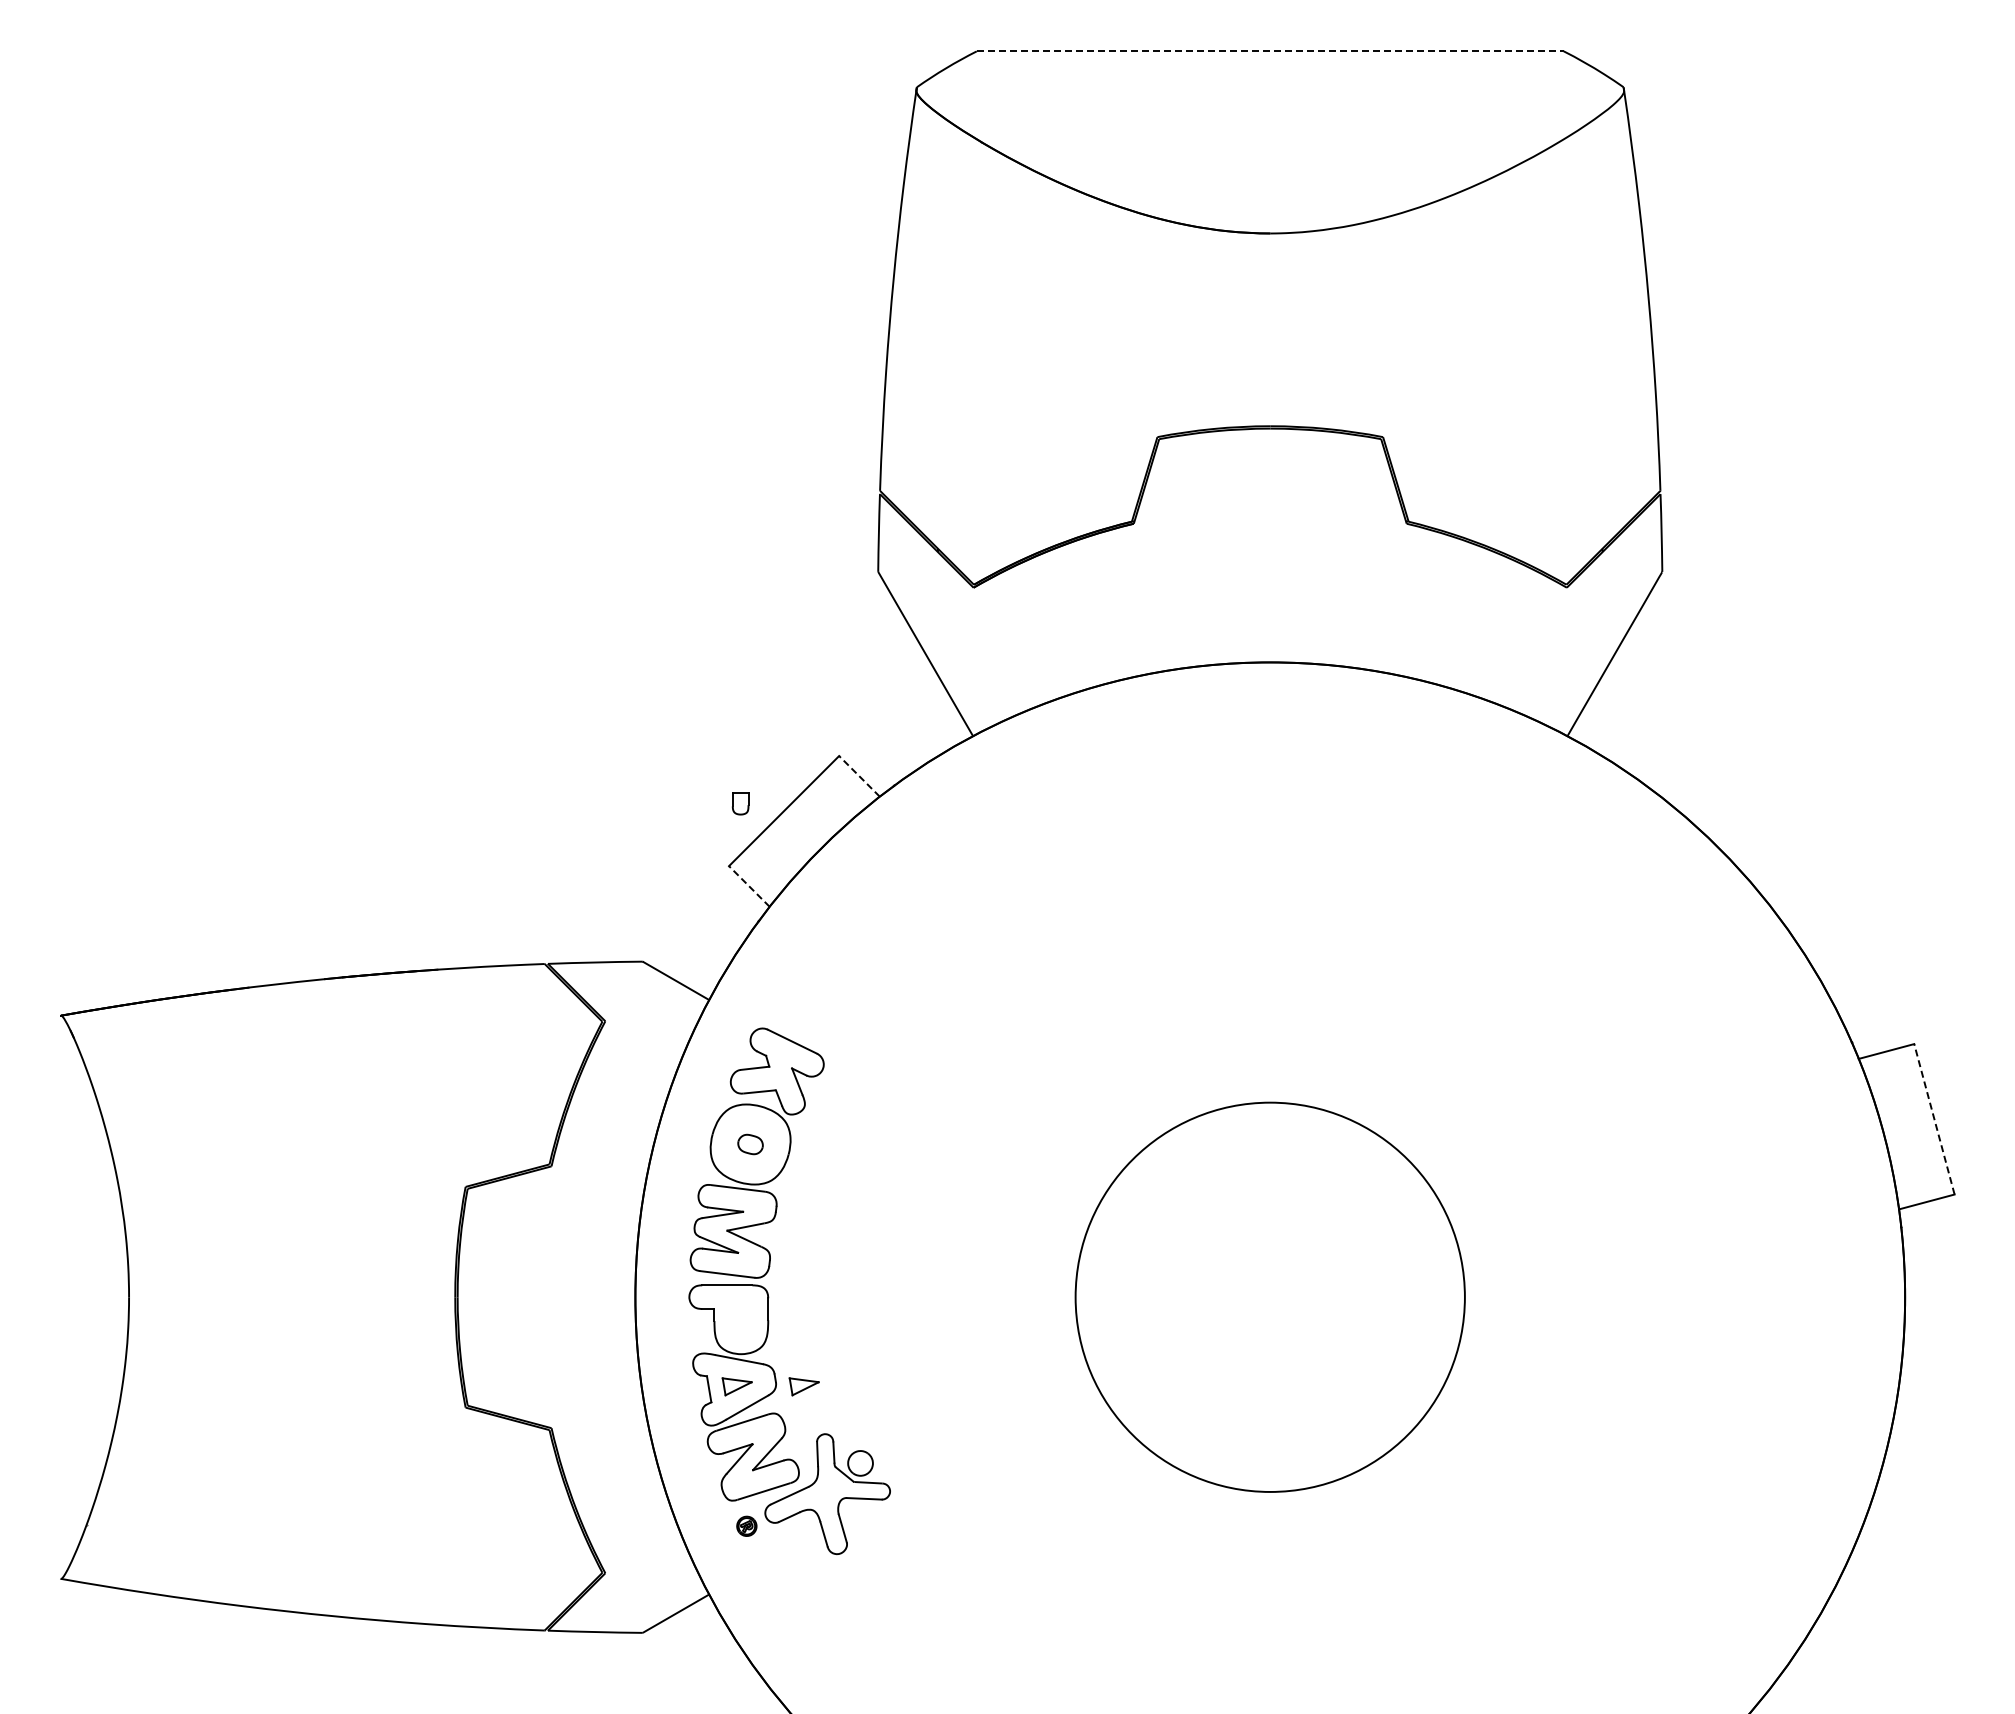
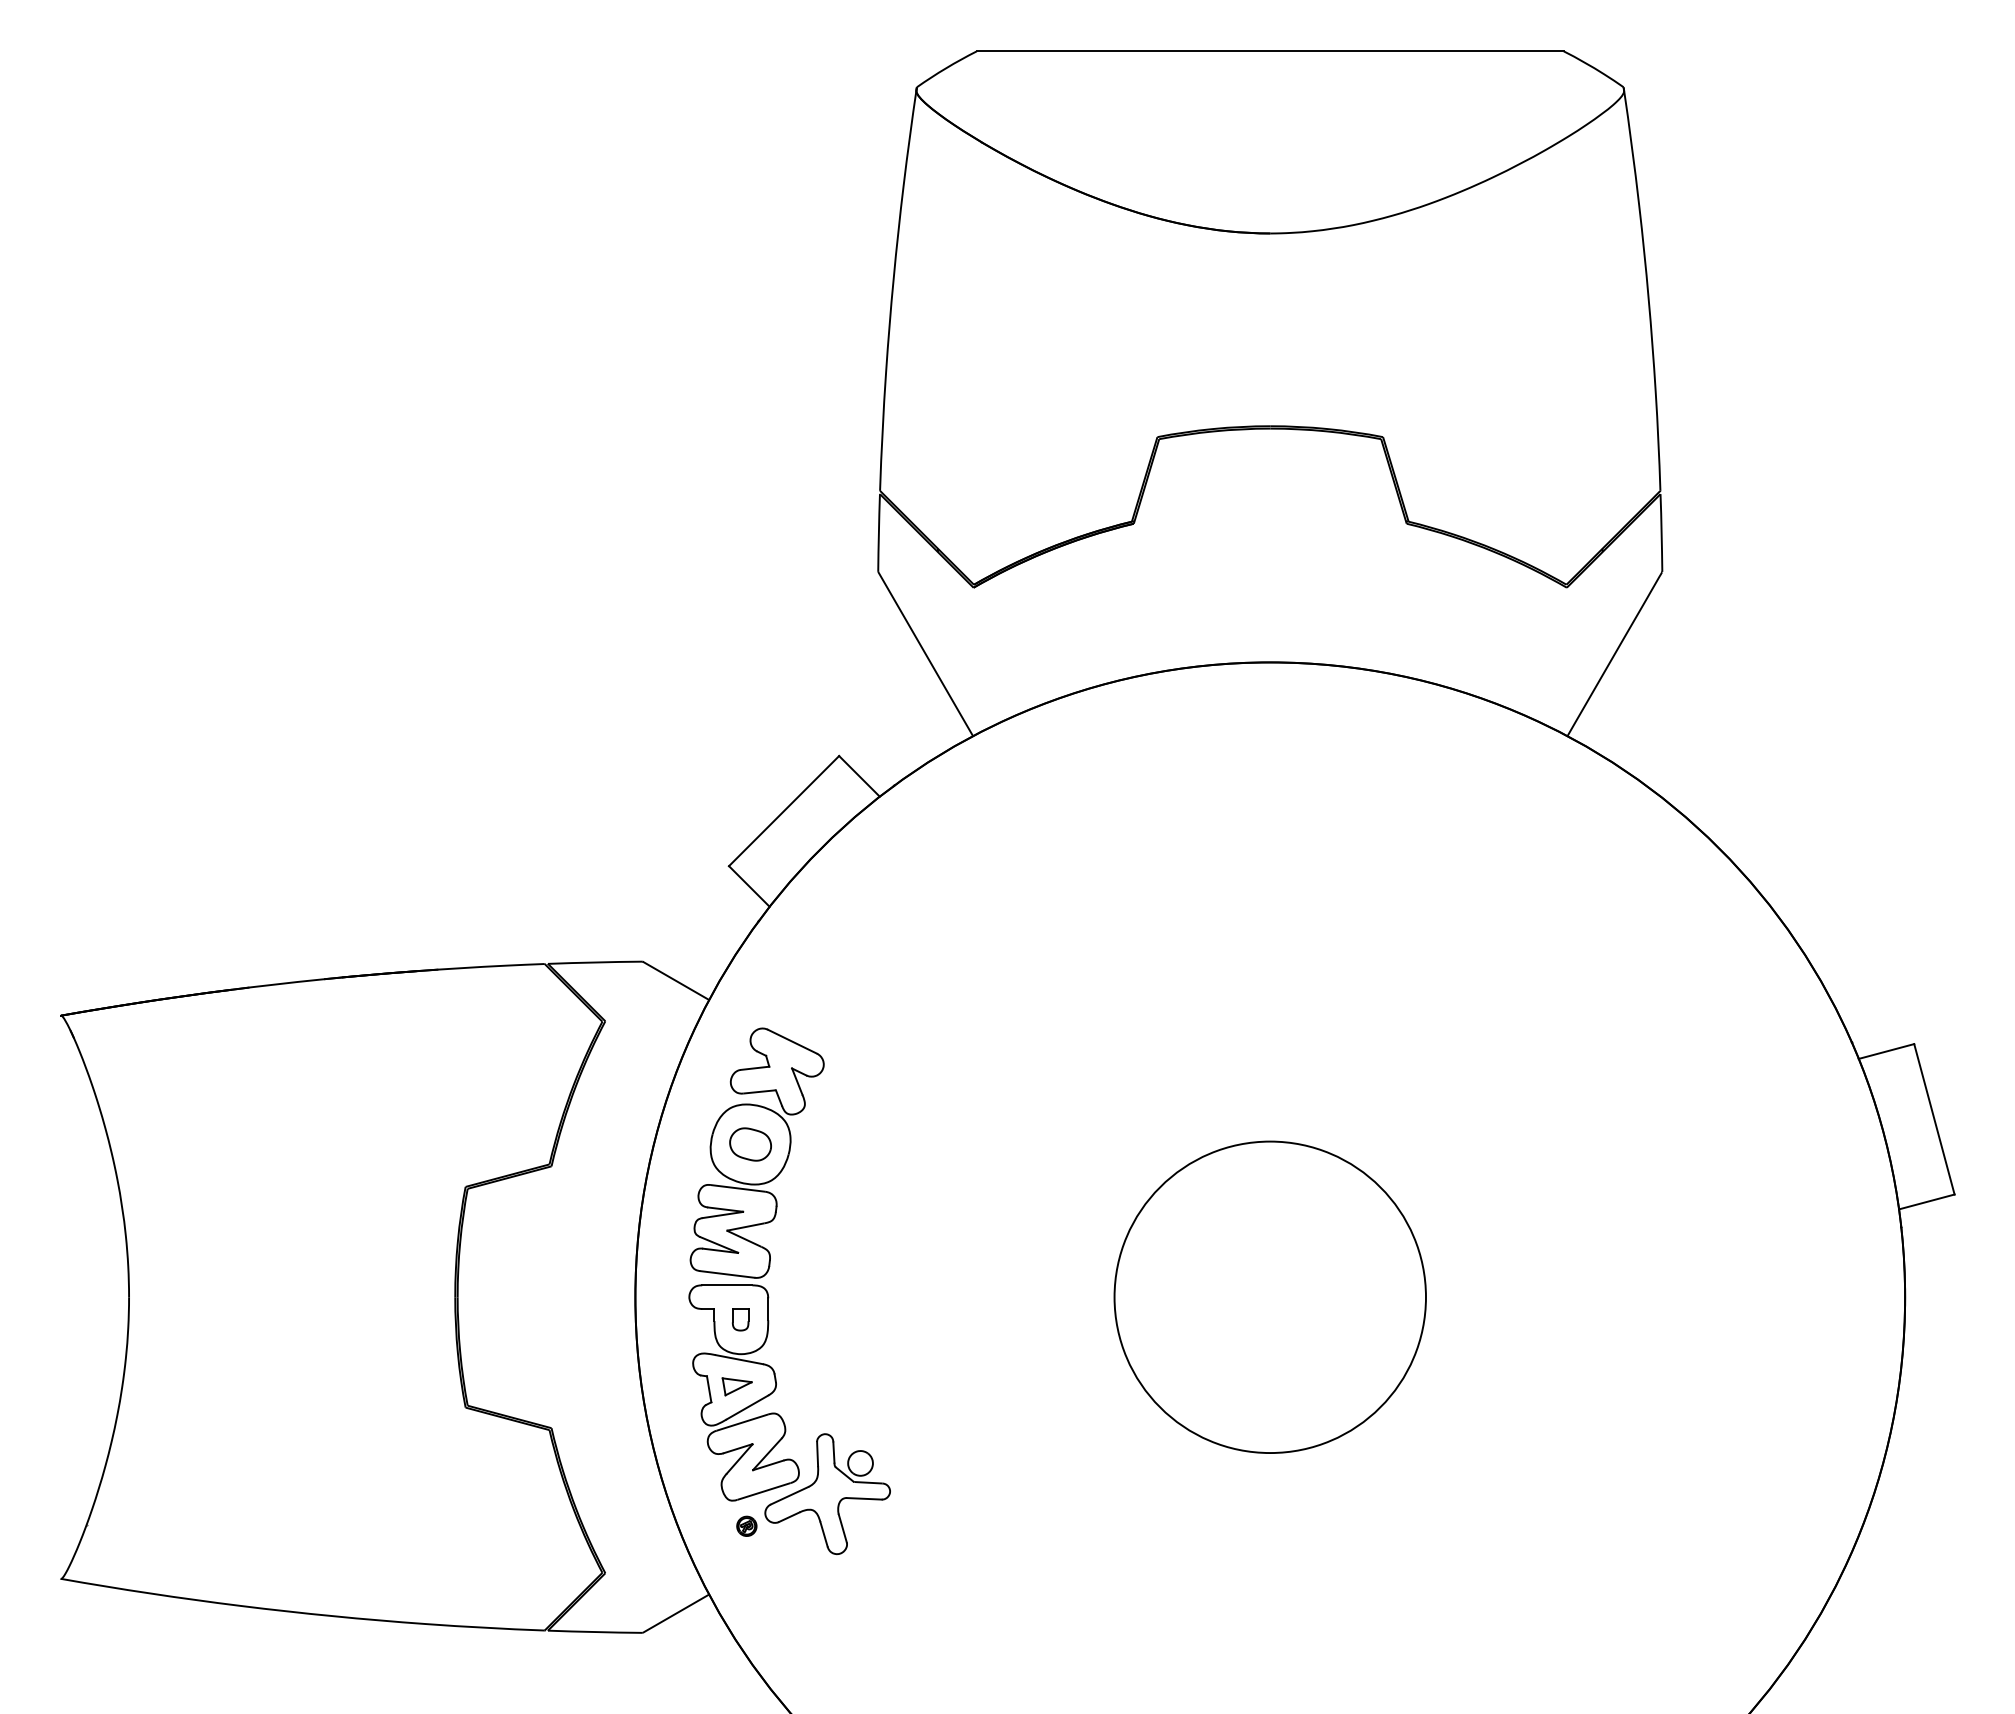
line: dashed -> solid (1270, 51)
line: dashed -> solid (859, 776)
part position: (740, 803) -> (740, 1319) (740, 1319)
line: dashed -> solid (749, 886)
line: dashed -> solid (1934, 1119)
part size: 27x23 px -> 43x35 px (750, 1144)
circle diameter: 389 px -> 311 px (1269, 1297)
part: present -> none (803, 1386)
